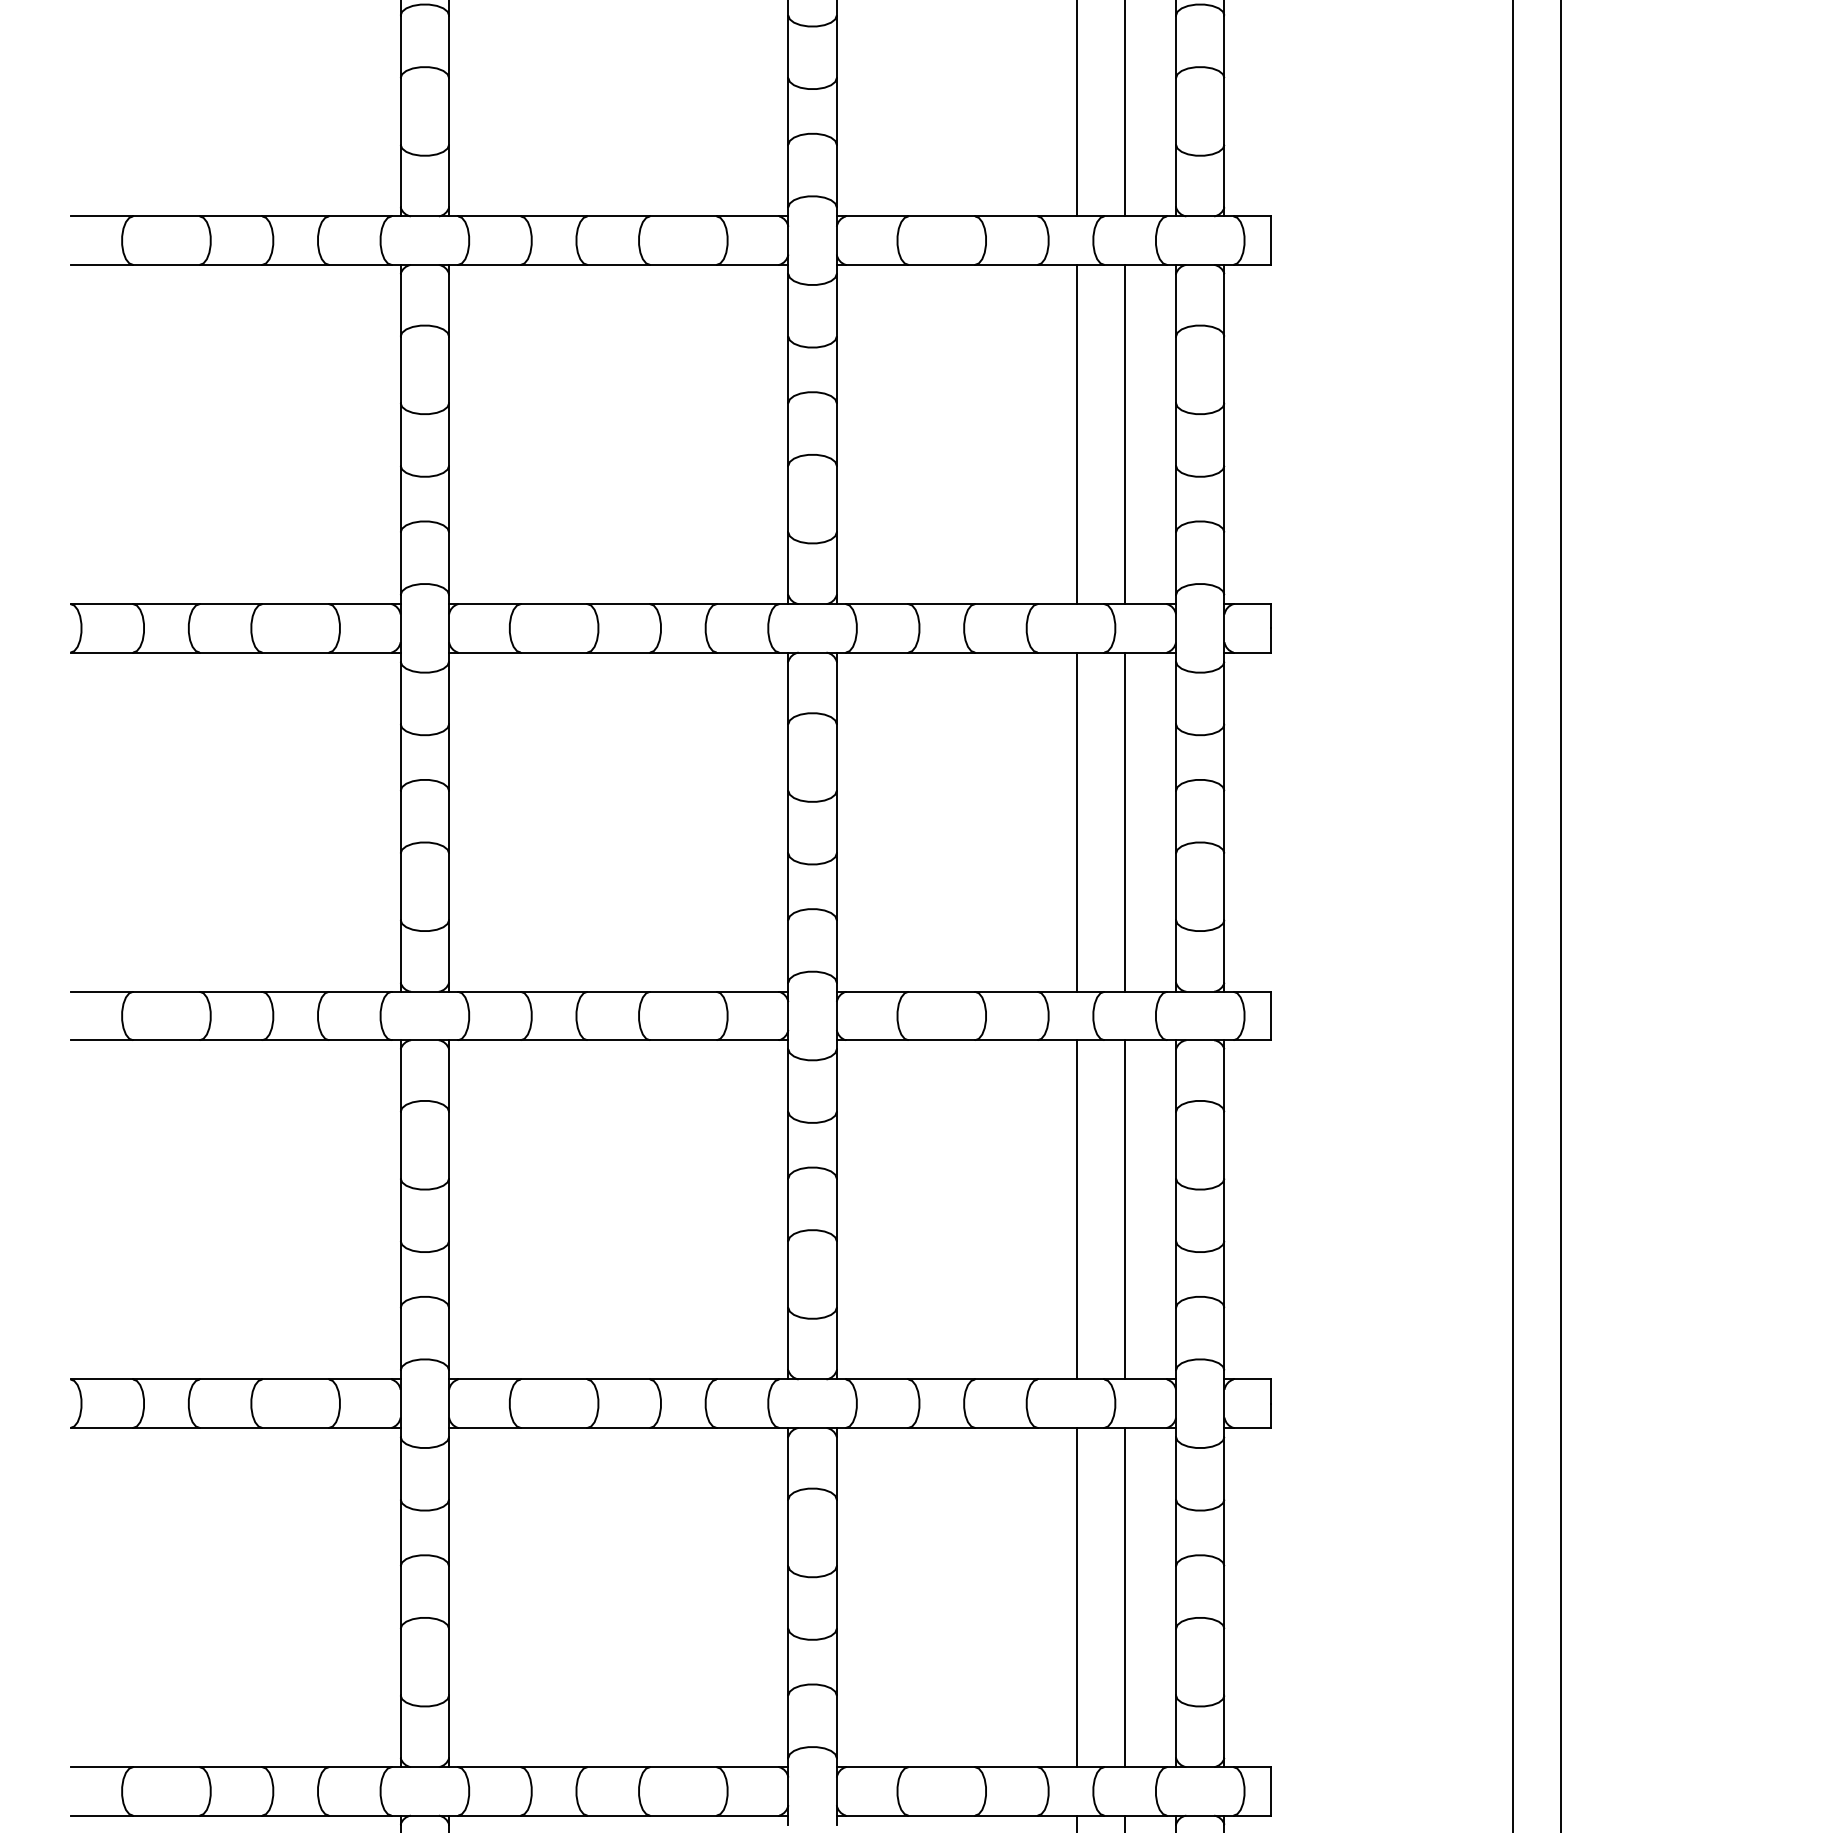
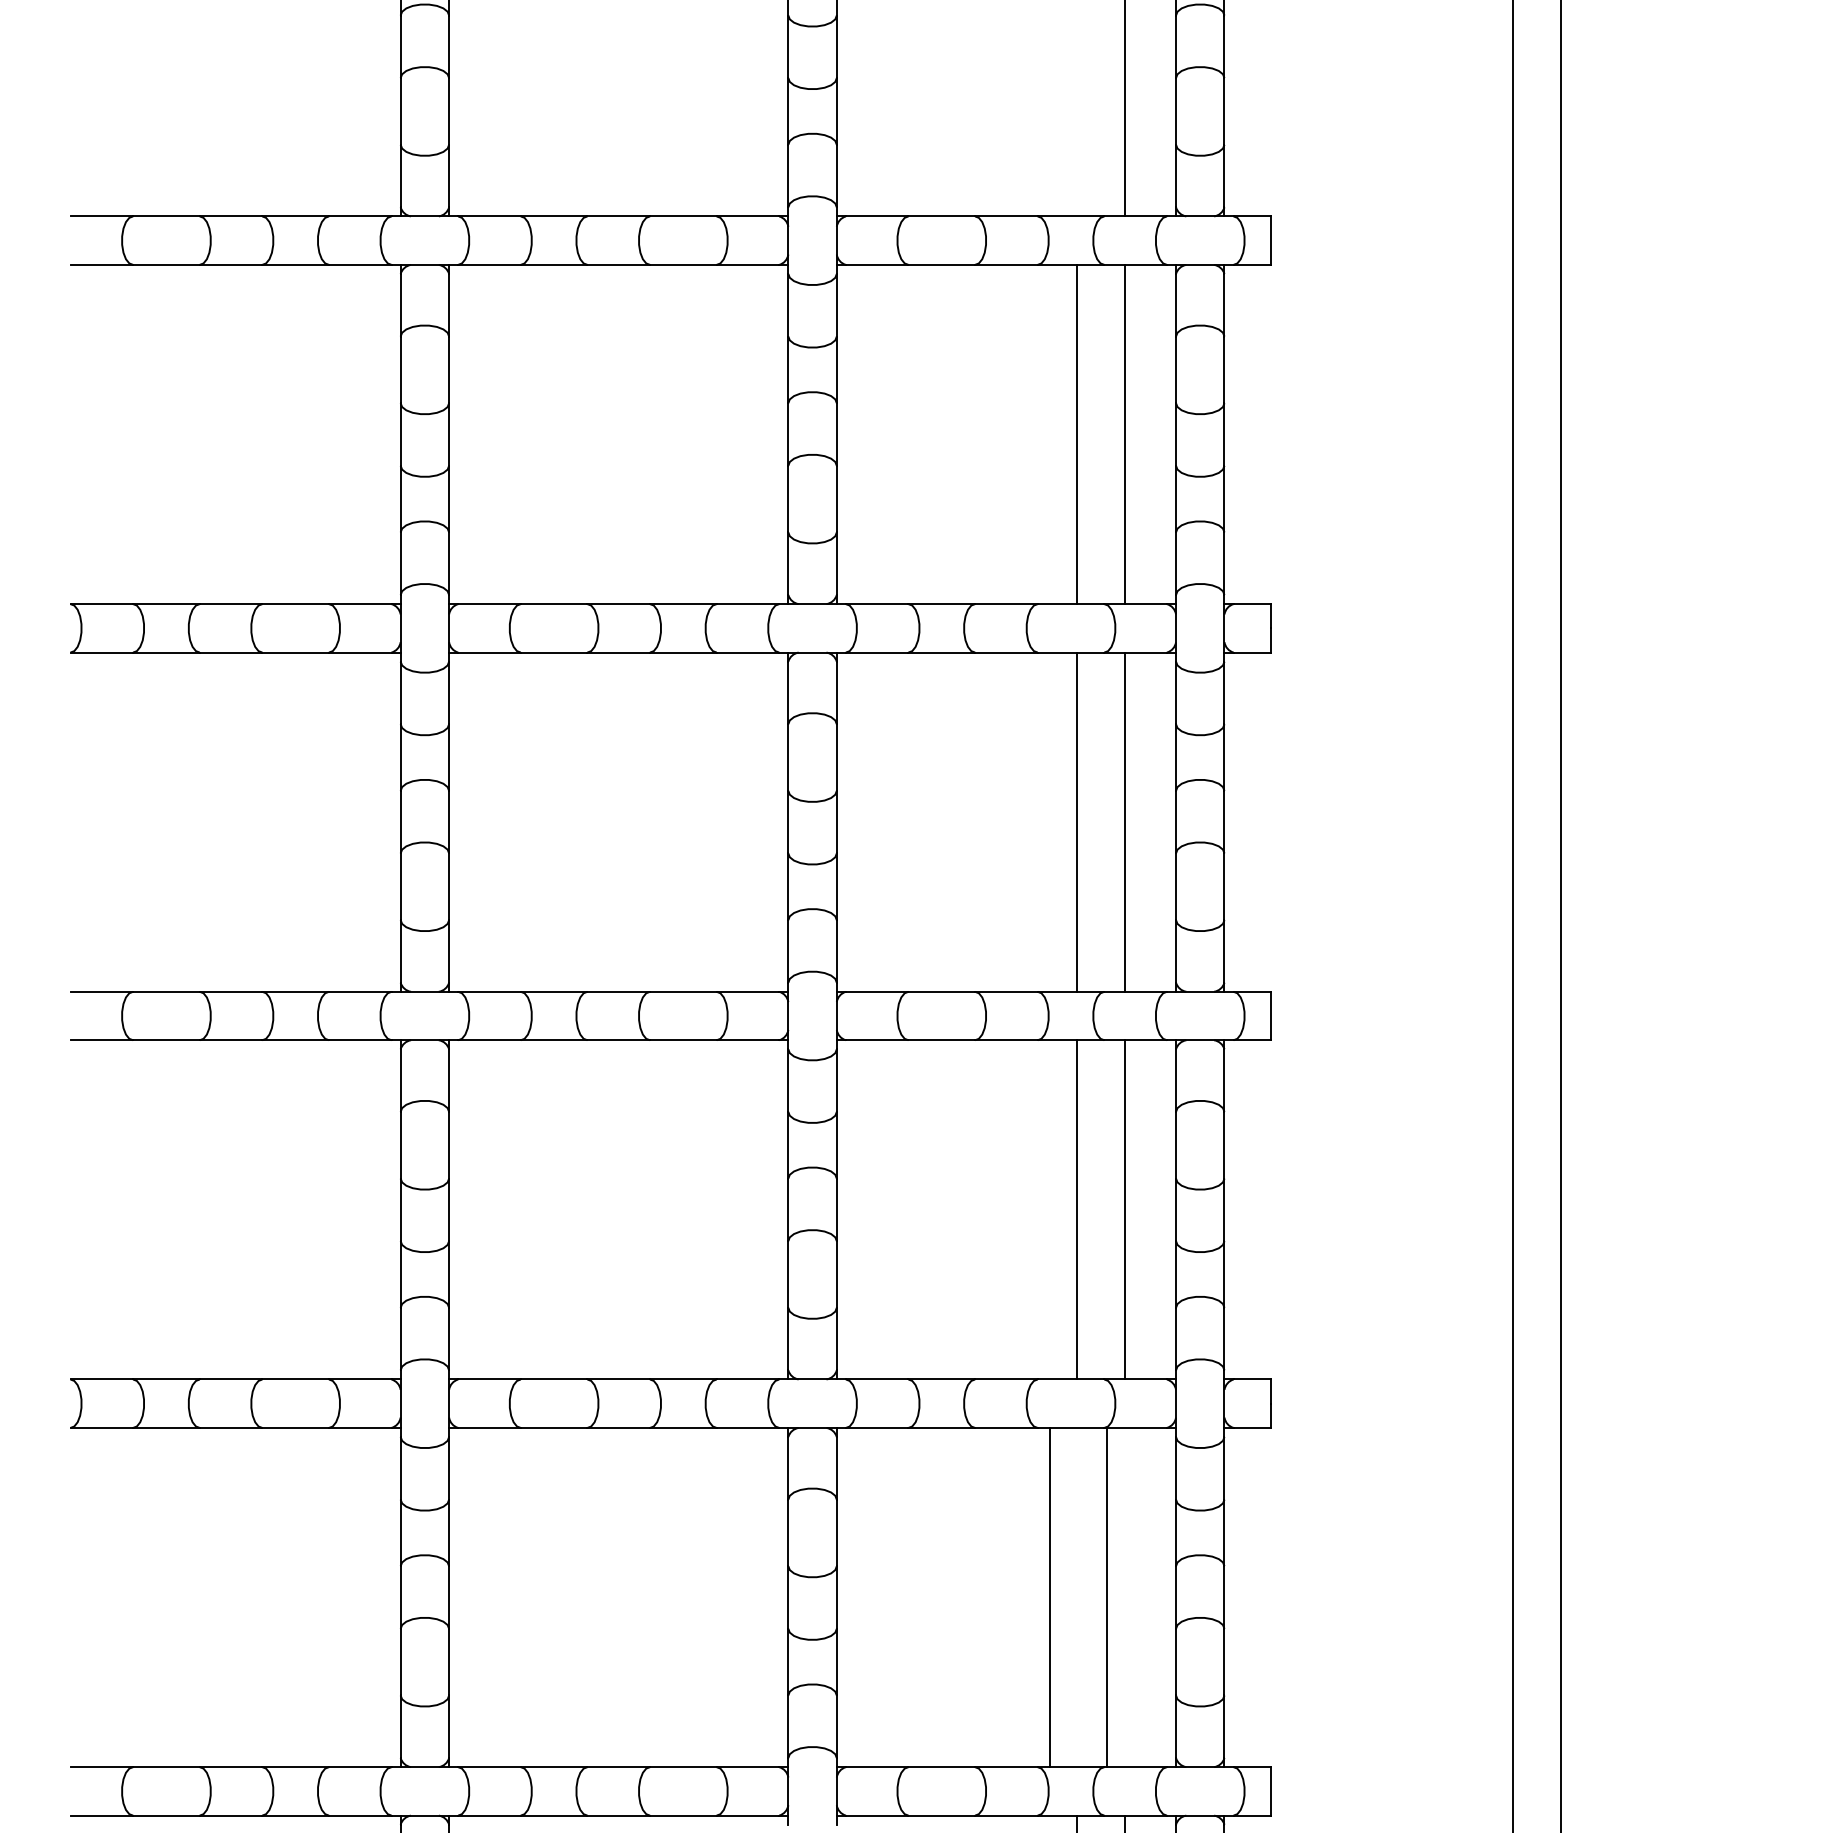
line: present -> none (1076, 109)
line position: (1076, 1597) -> (1049, 1597) (1049, 1597)
line position: (1125, 1597) -> (1107, 1597) (1107, 1597)
